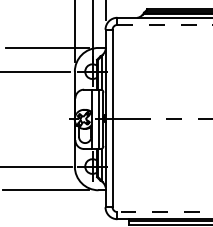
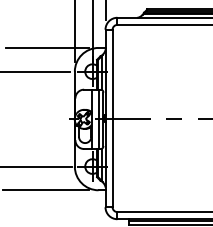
line: dashed -> solid (165, 24)
line: dashed -> solid (164, 212)
